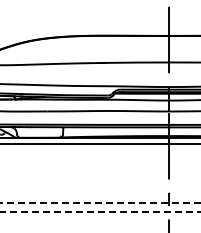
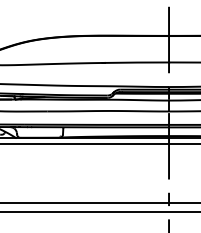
line: dashed -> solid (100, 203)
line: dashed -> solid (101, 211)
